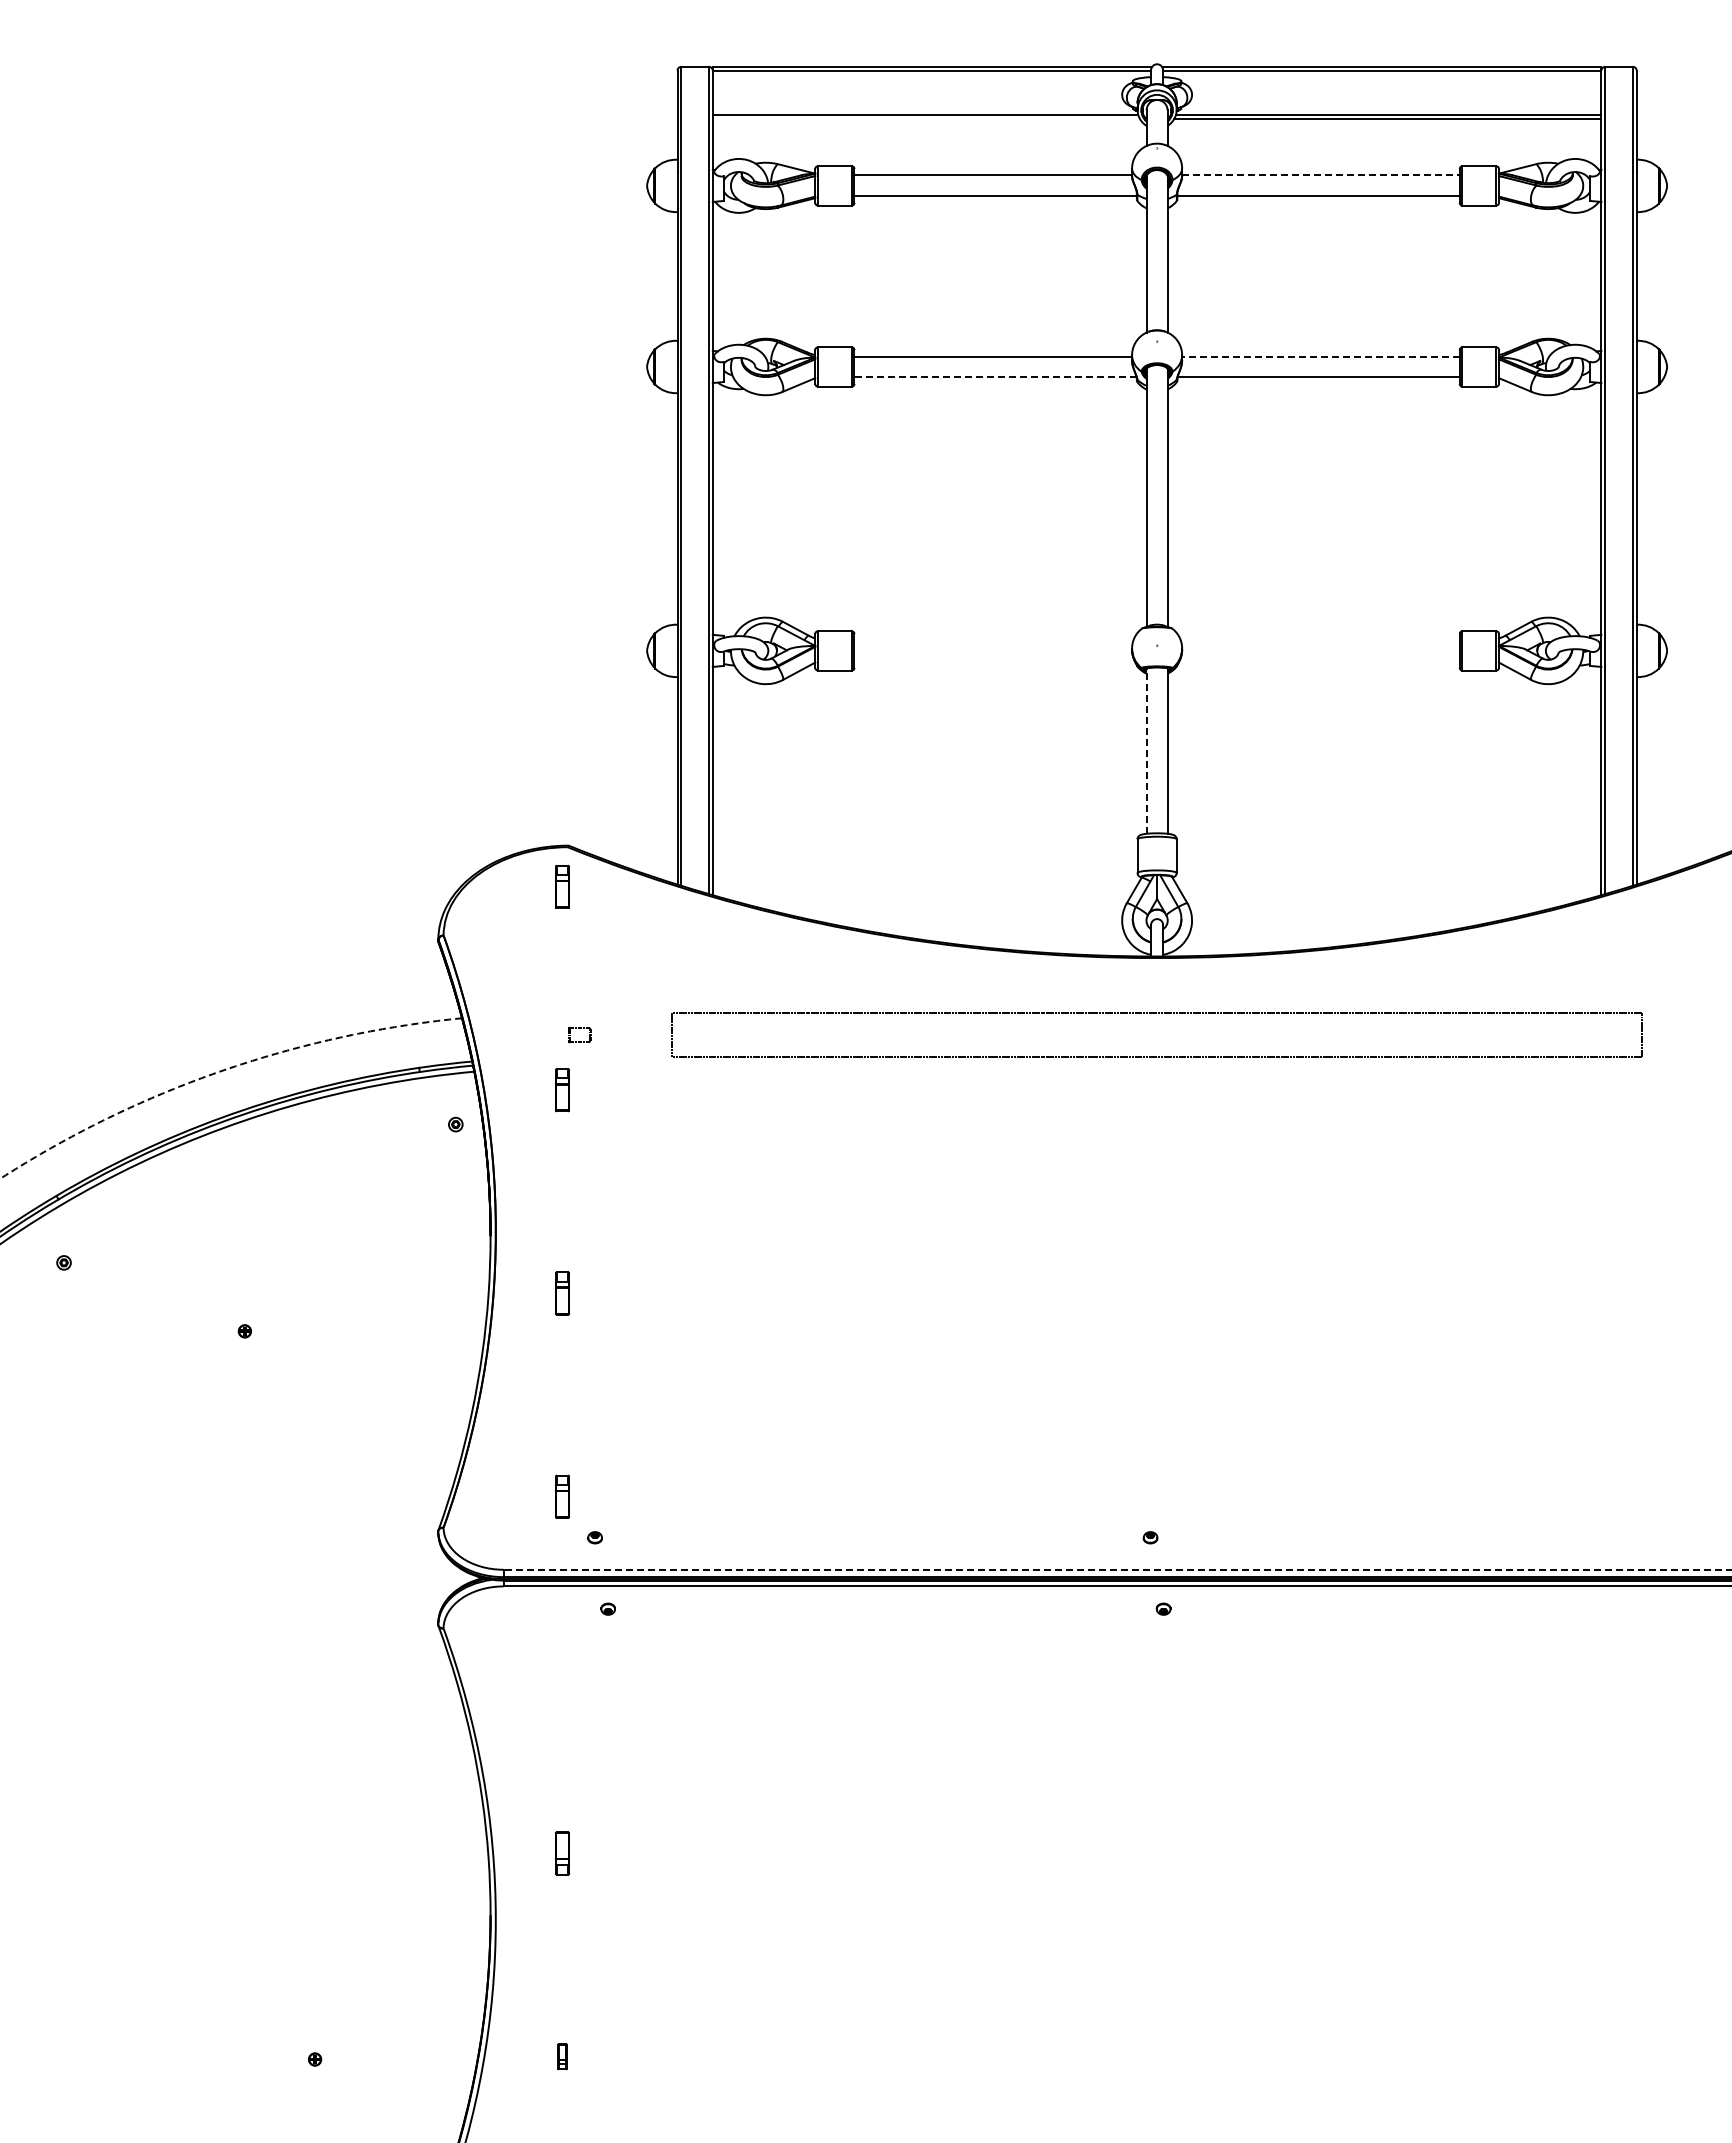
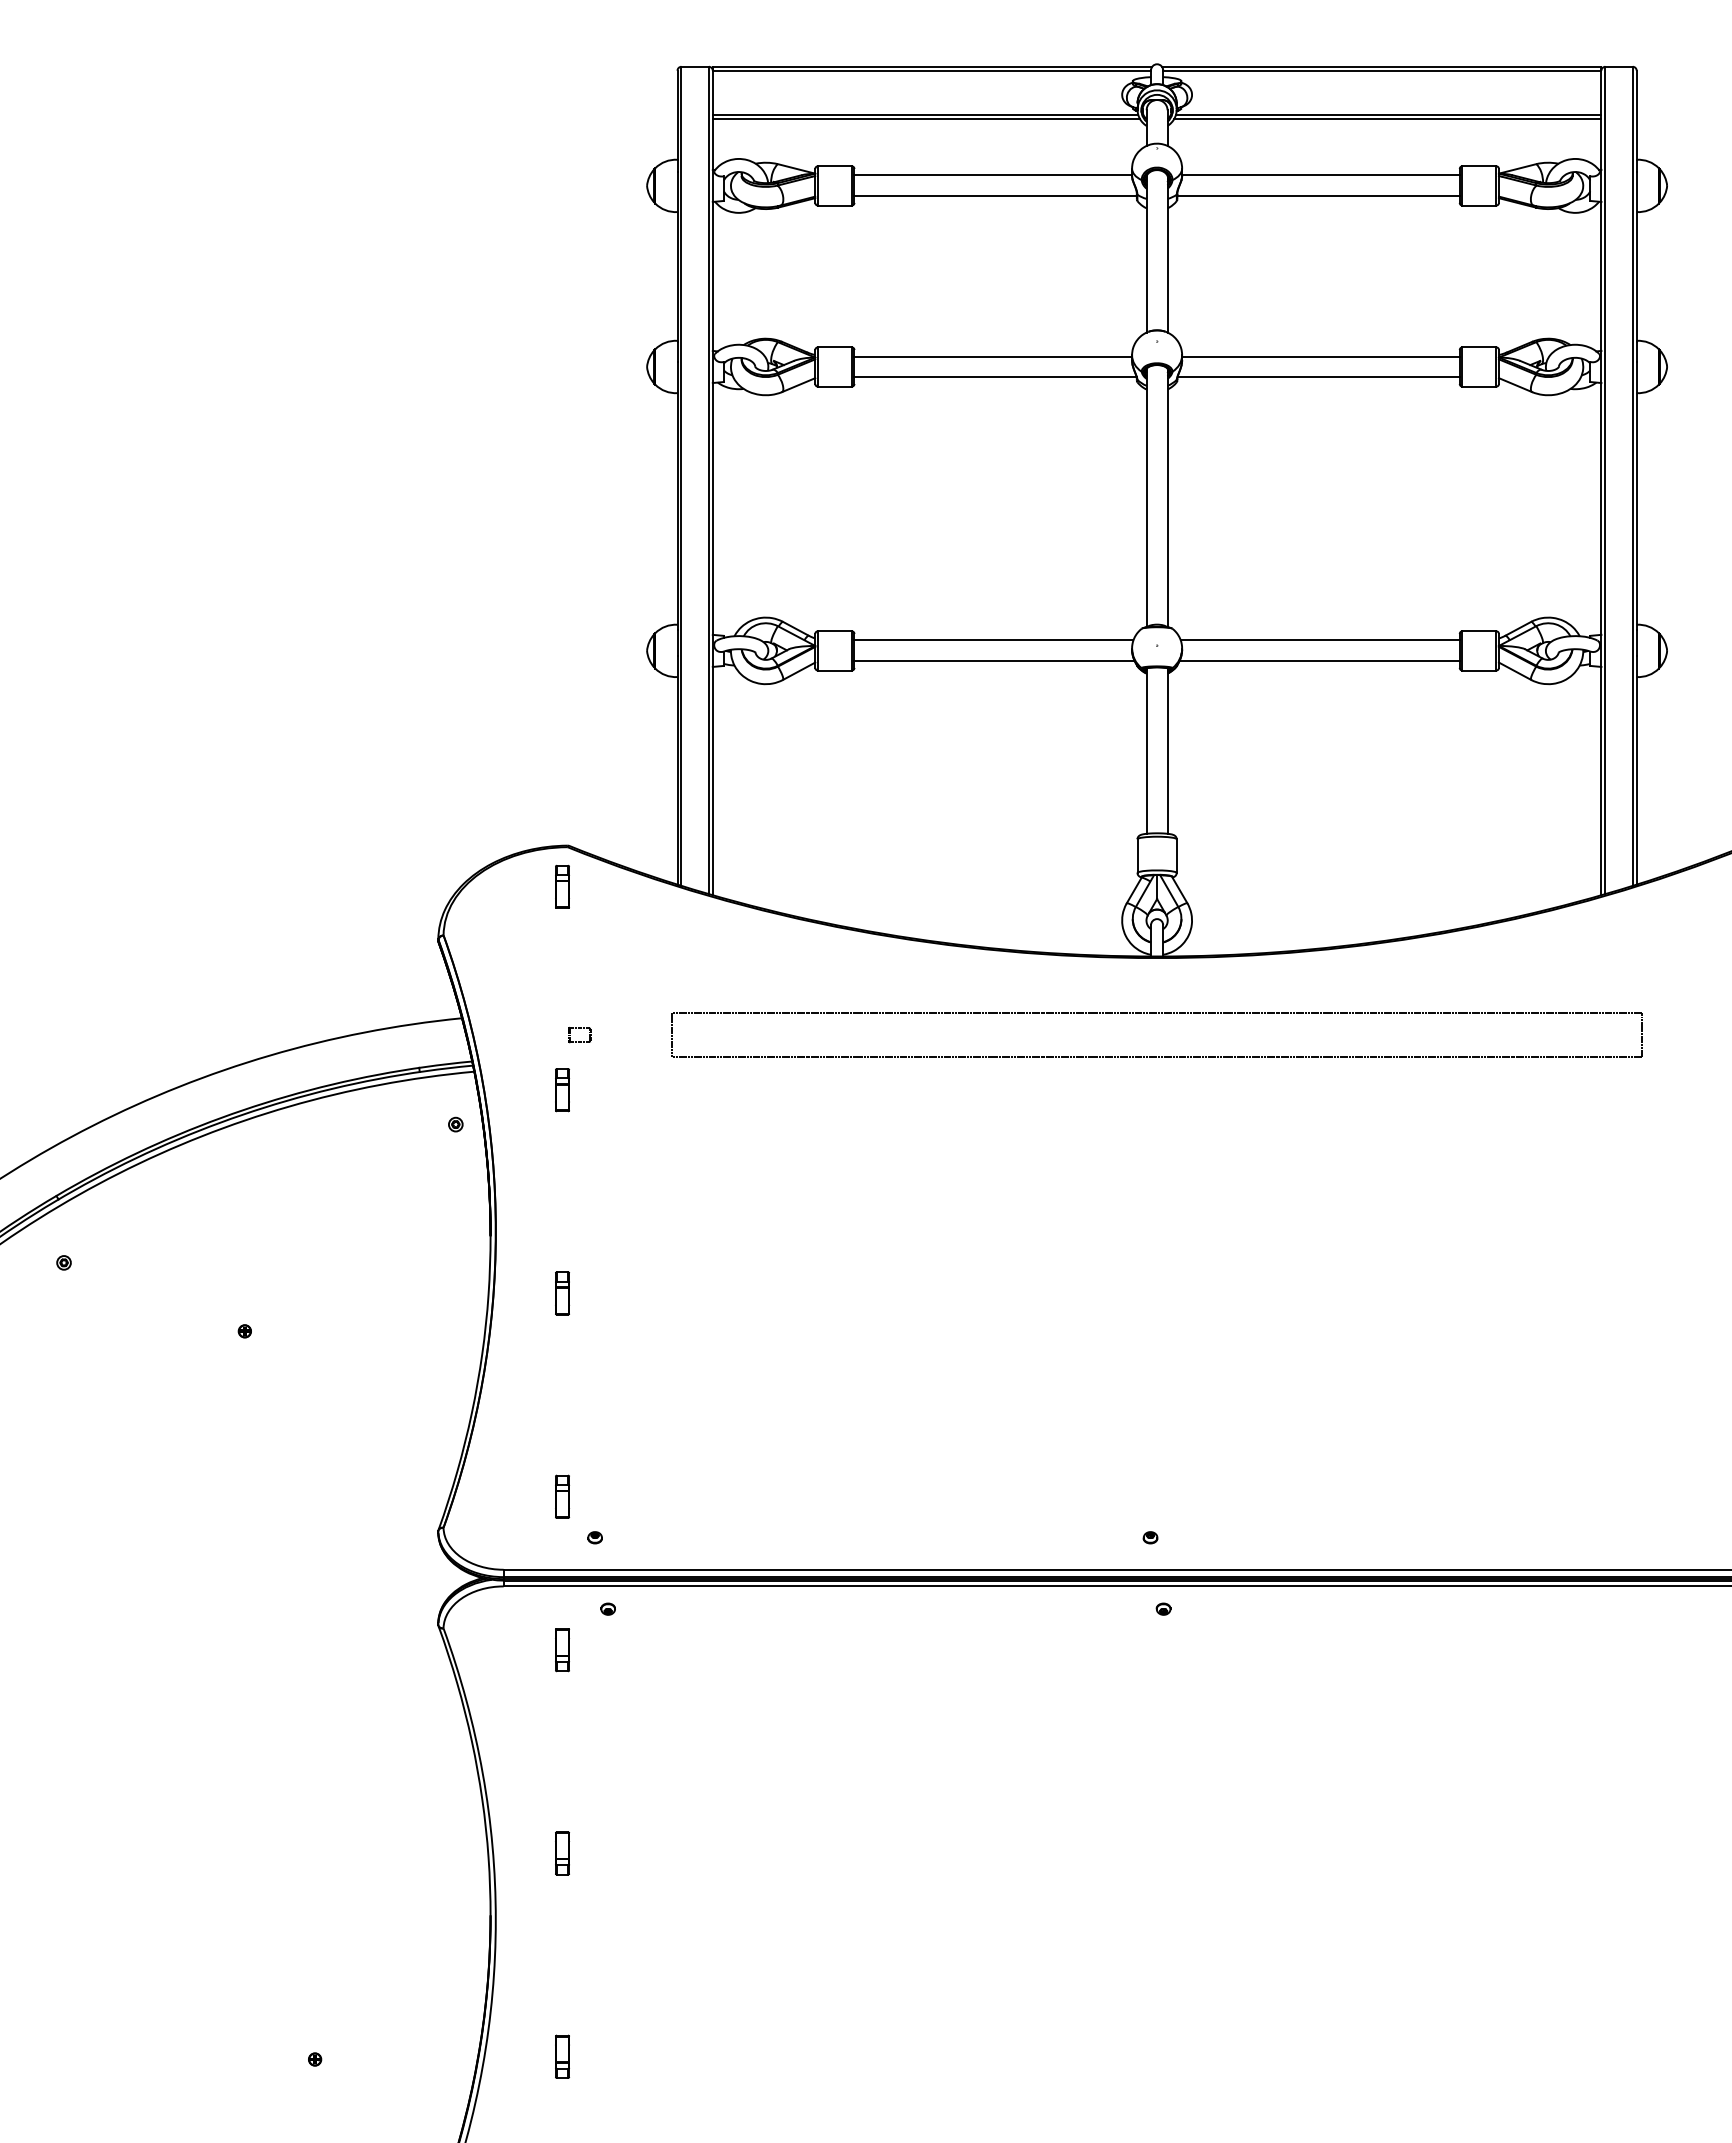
line: none -> present (926, 119)
line: dashed -> solid (1320, 175)
line: dashed -> solid (1320, 356)
line: dashed -> solid (995, 377)
line: none -> present (993, 640)
line: none -> present (1319, 640)
line: none -> present (994, 661)
line: none -> present (1319, 661)
line: dashed -> solid (1146, 751)
arc: dashed -> solid (223, 1070)
line: dashed -> solid (1117, 1569)
part: none -> present (562, 1650)
part size: 11x28 px -> 15x45 px (562, 2056)
